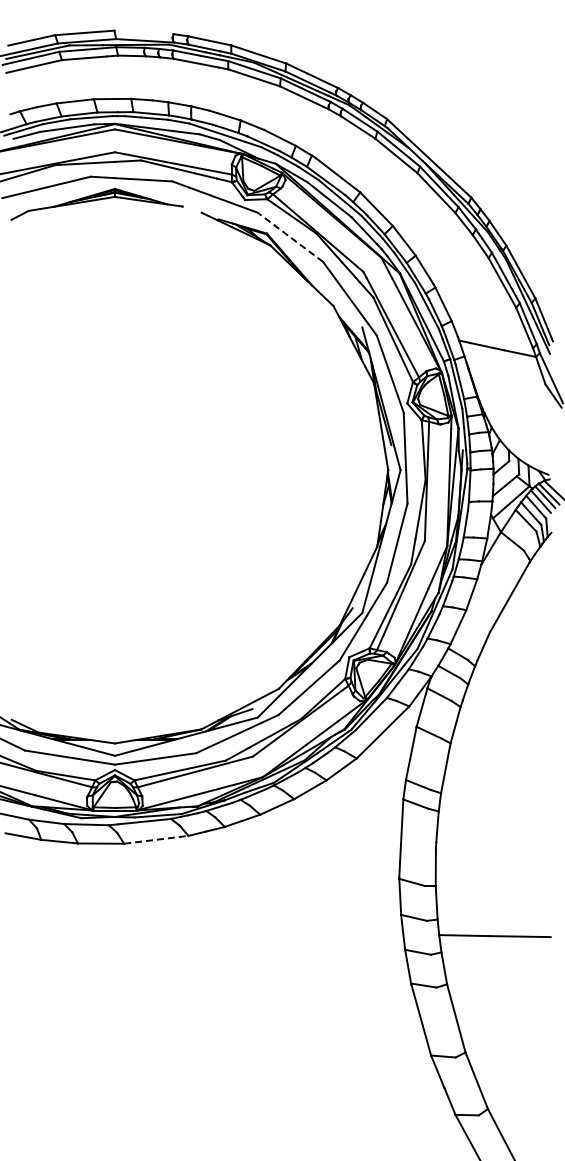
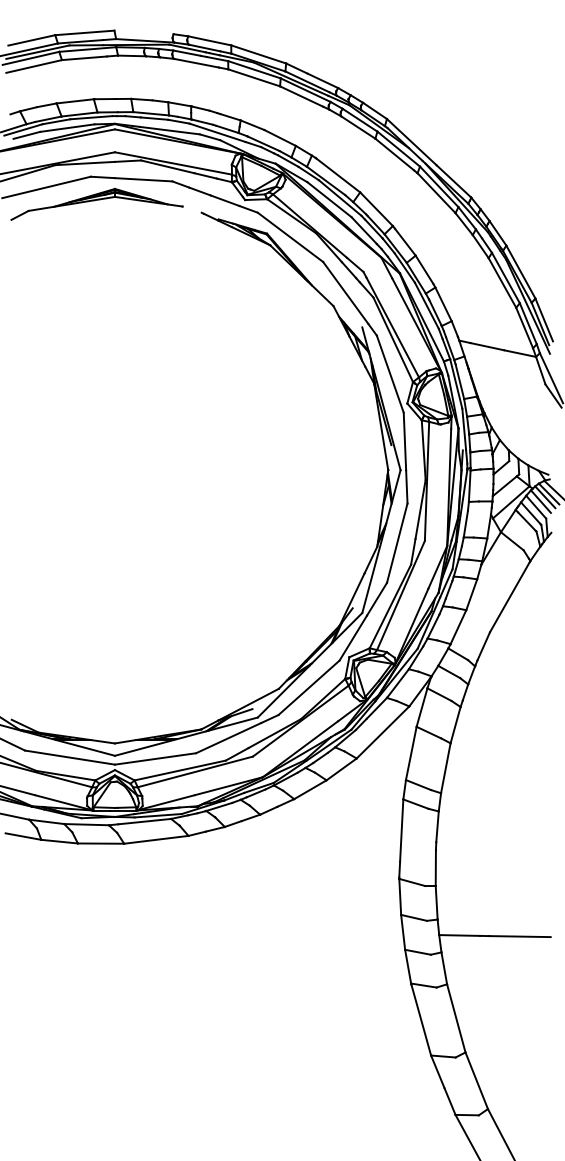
line: dashed -> solid (290, 237)
line: dashed -> solid (156, 839)
